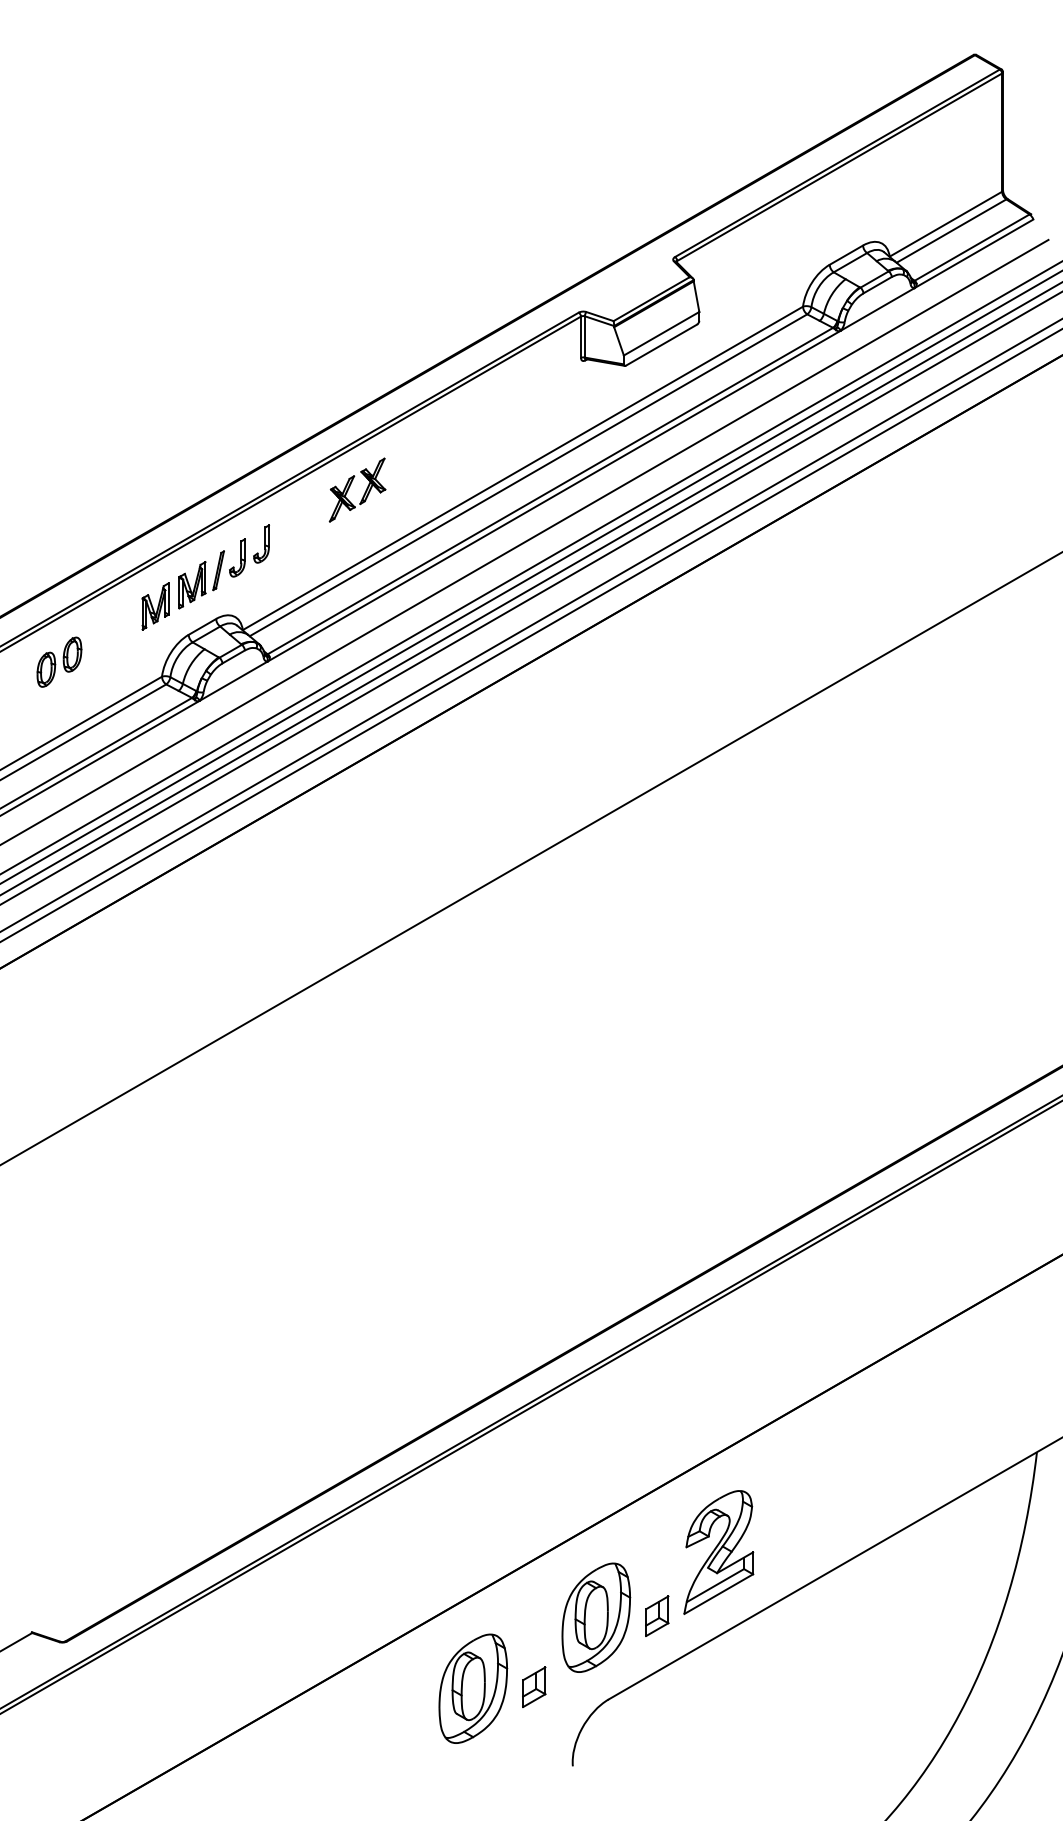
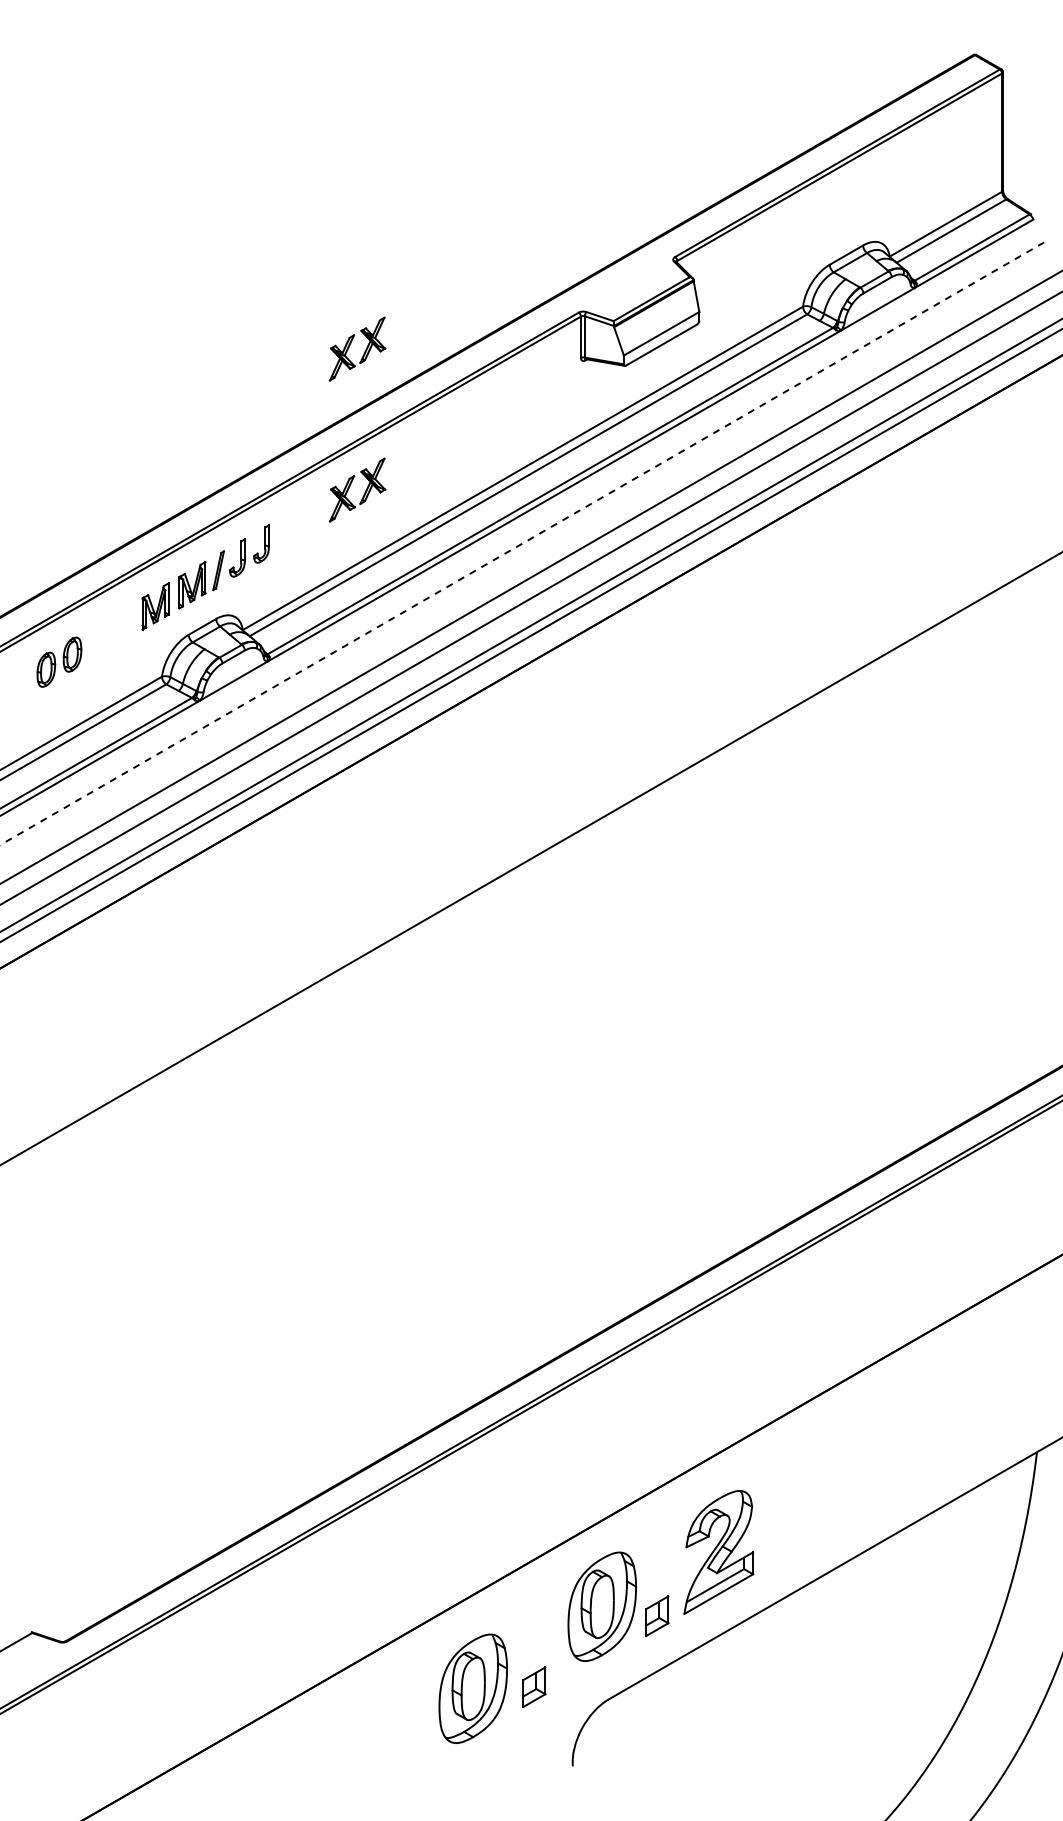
part: none -> present (350, 345)
line: solid -> dashed (524, 542)
line: present -> none (530, 567)
line: present -> none (530, 588)
part position: (596, 1617) -> (602, 1606) (602, 1606)
